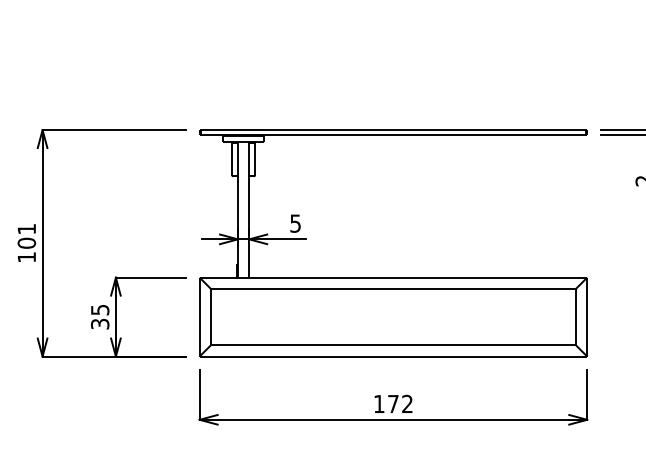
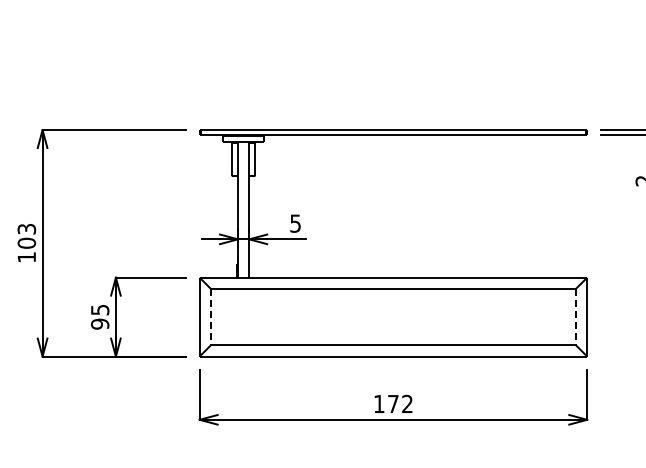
text: 101 -> 103 (26, 229)
line: solid -> dashed (210, 317)
line: solid -> dashed (575, 317)
text: 35 -> 95 (100, 323)
